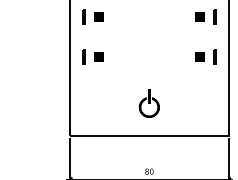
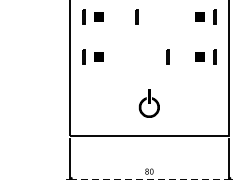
part: none -> present (136, 16)
part: none -> present (167, 56)
line: solid -> dashed (149, 179)
